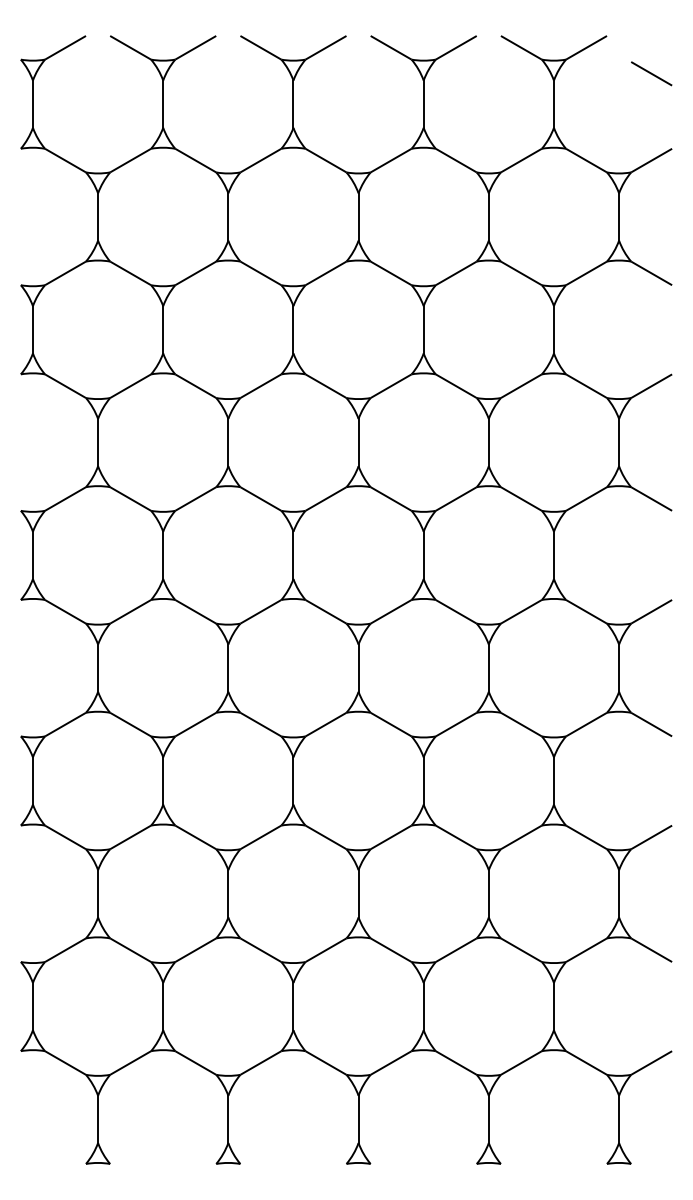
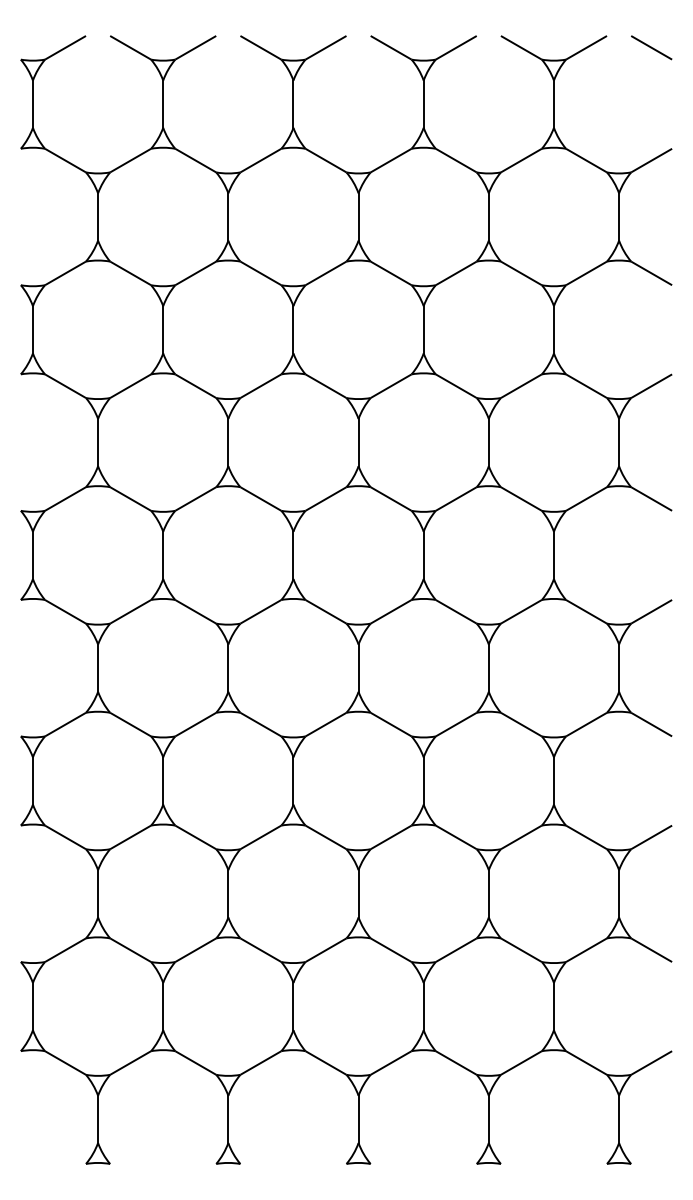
line position: (651, 73) -> (651, 47) (651, 47)
